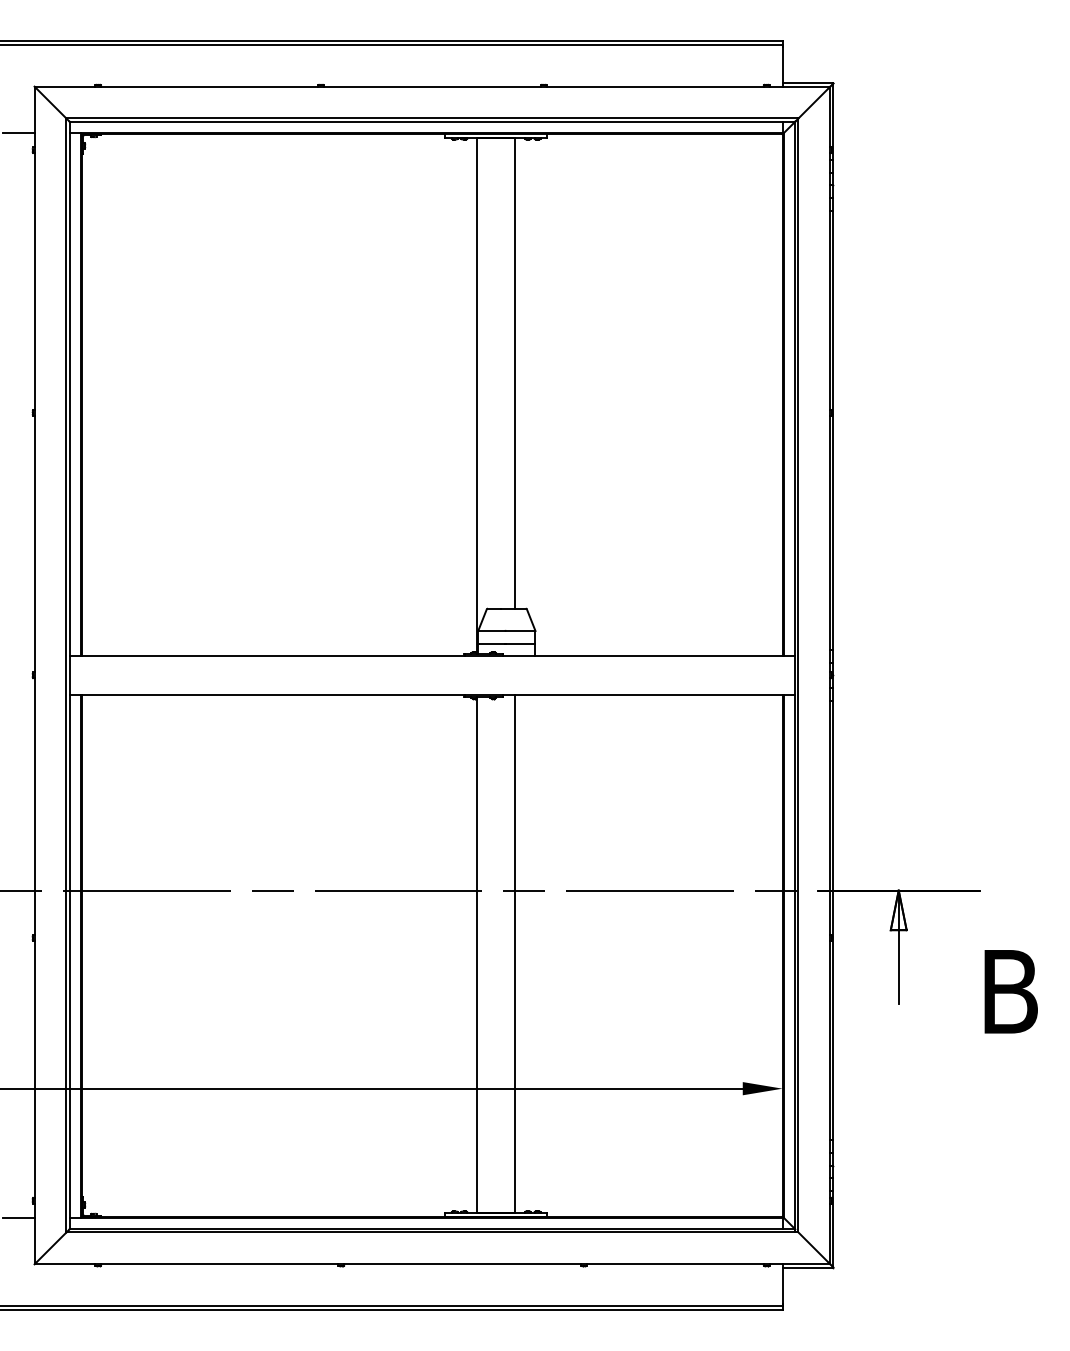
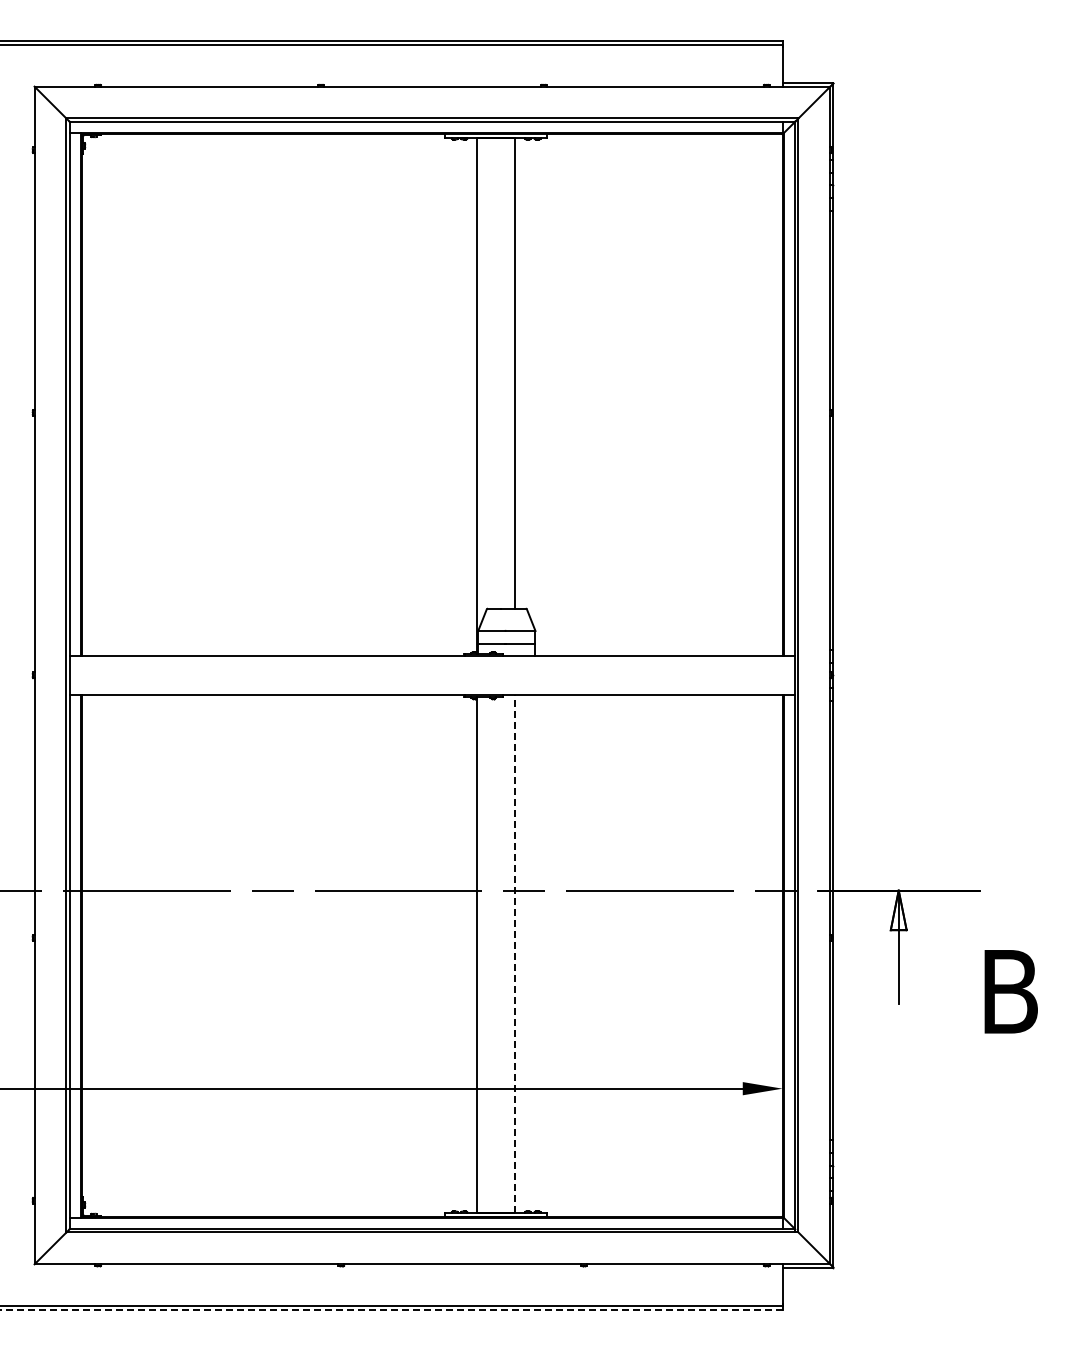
line: present -> none (18, 133)
line: solid -> dashed (515, 953)
line: present -> none (18, 1217)
line: solid -> dashed (391, 1310)
